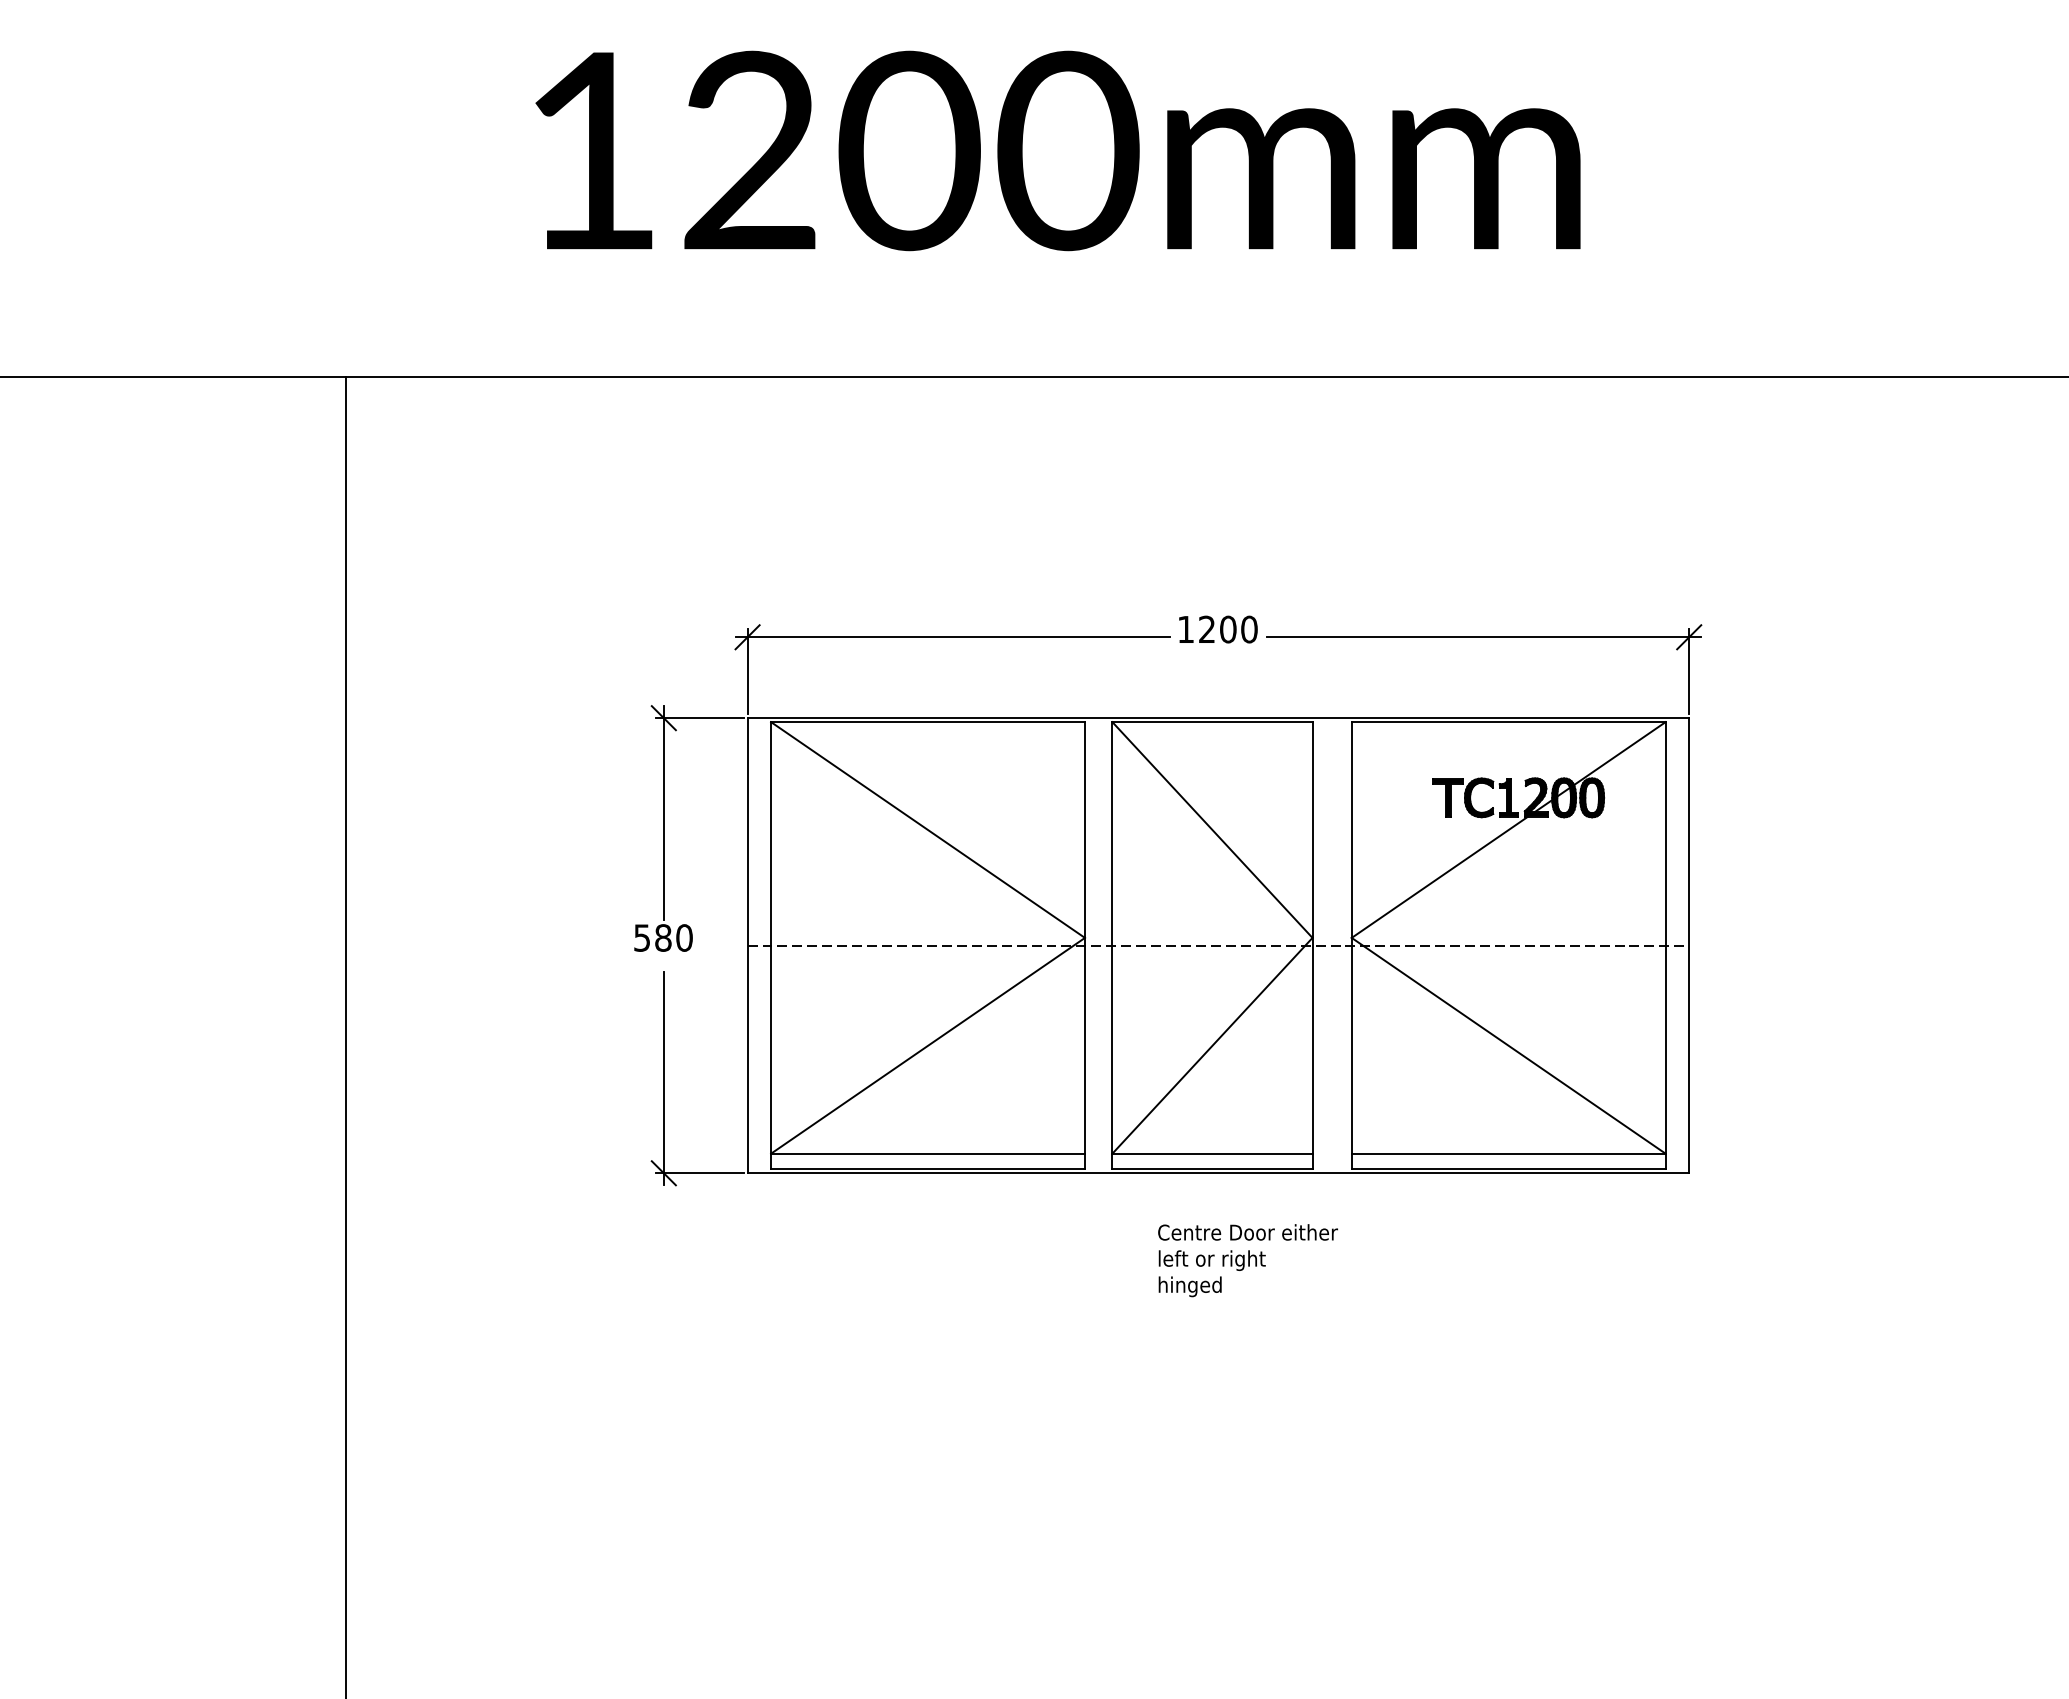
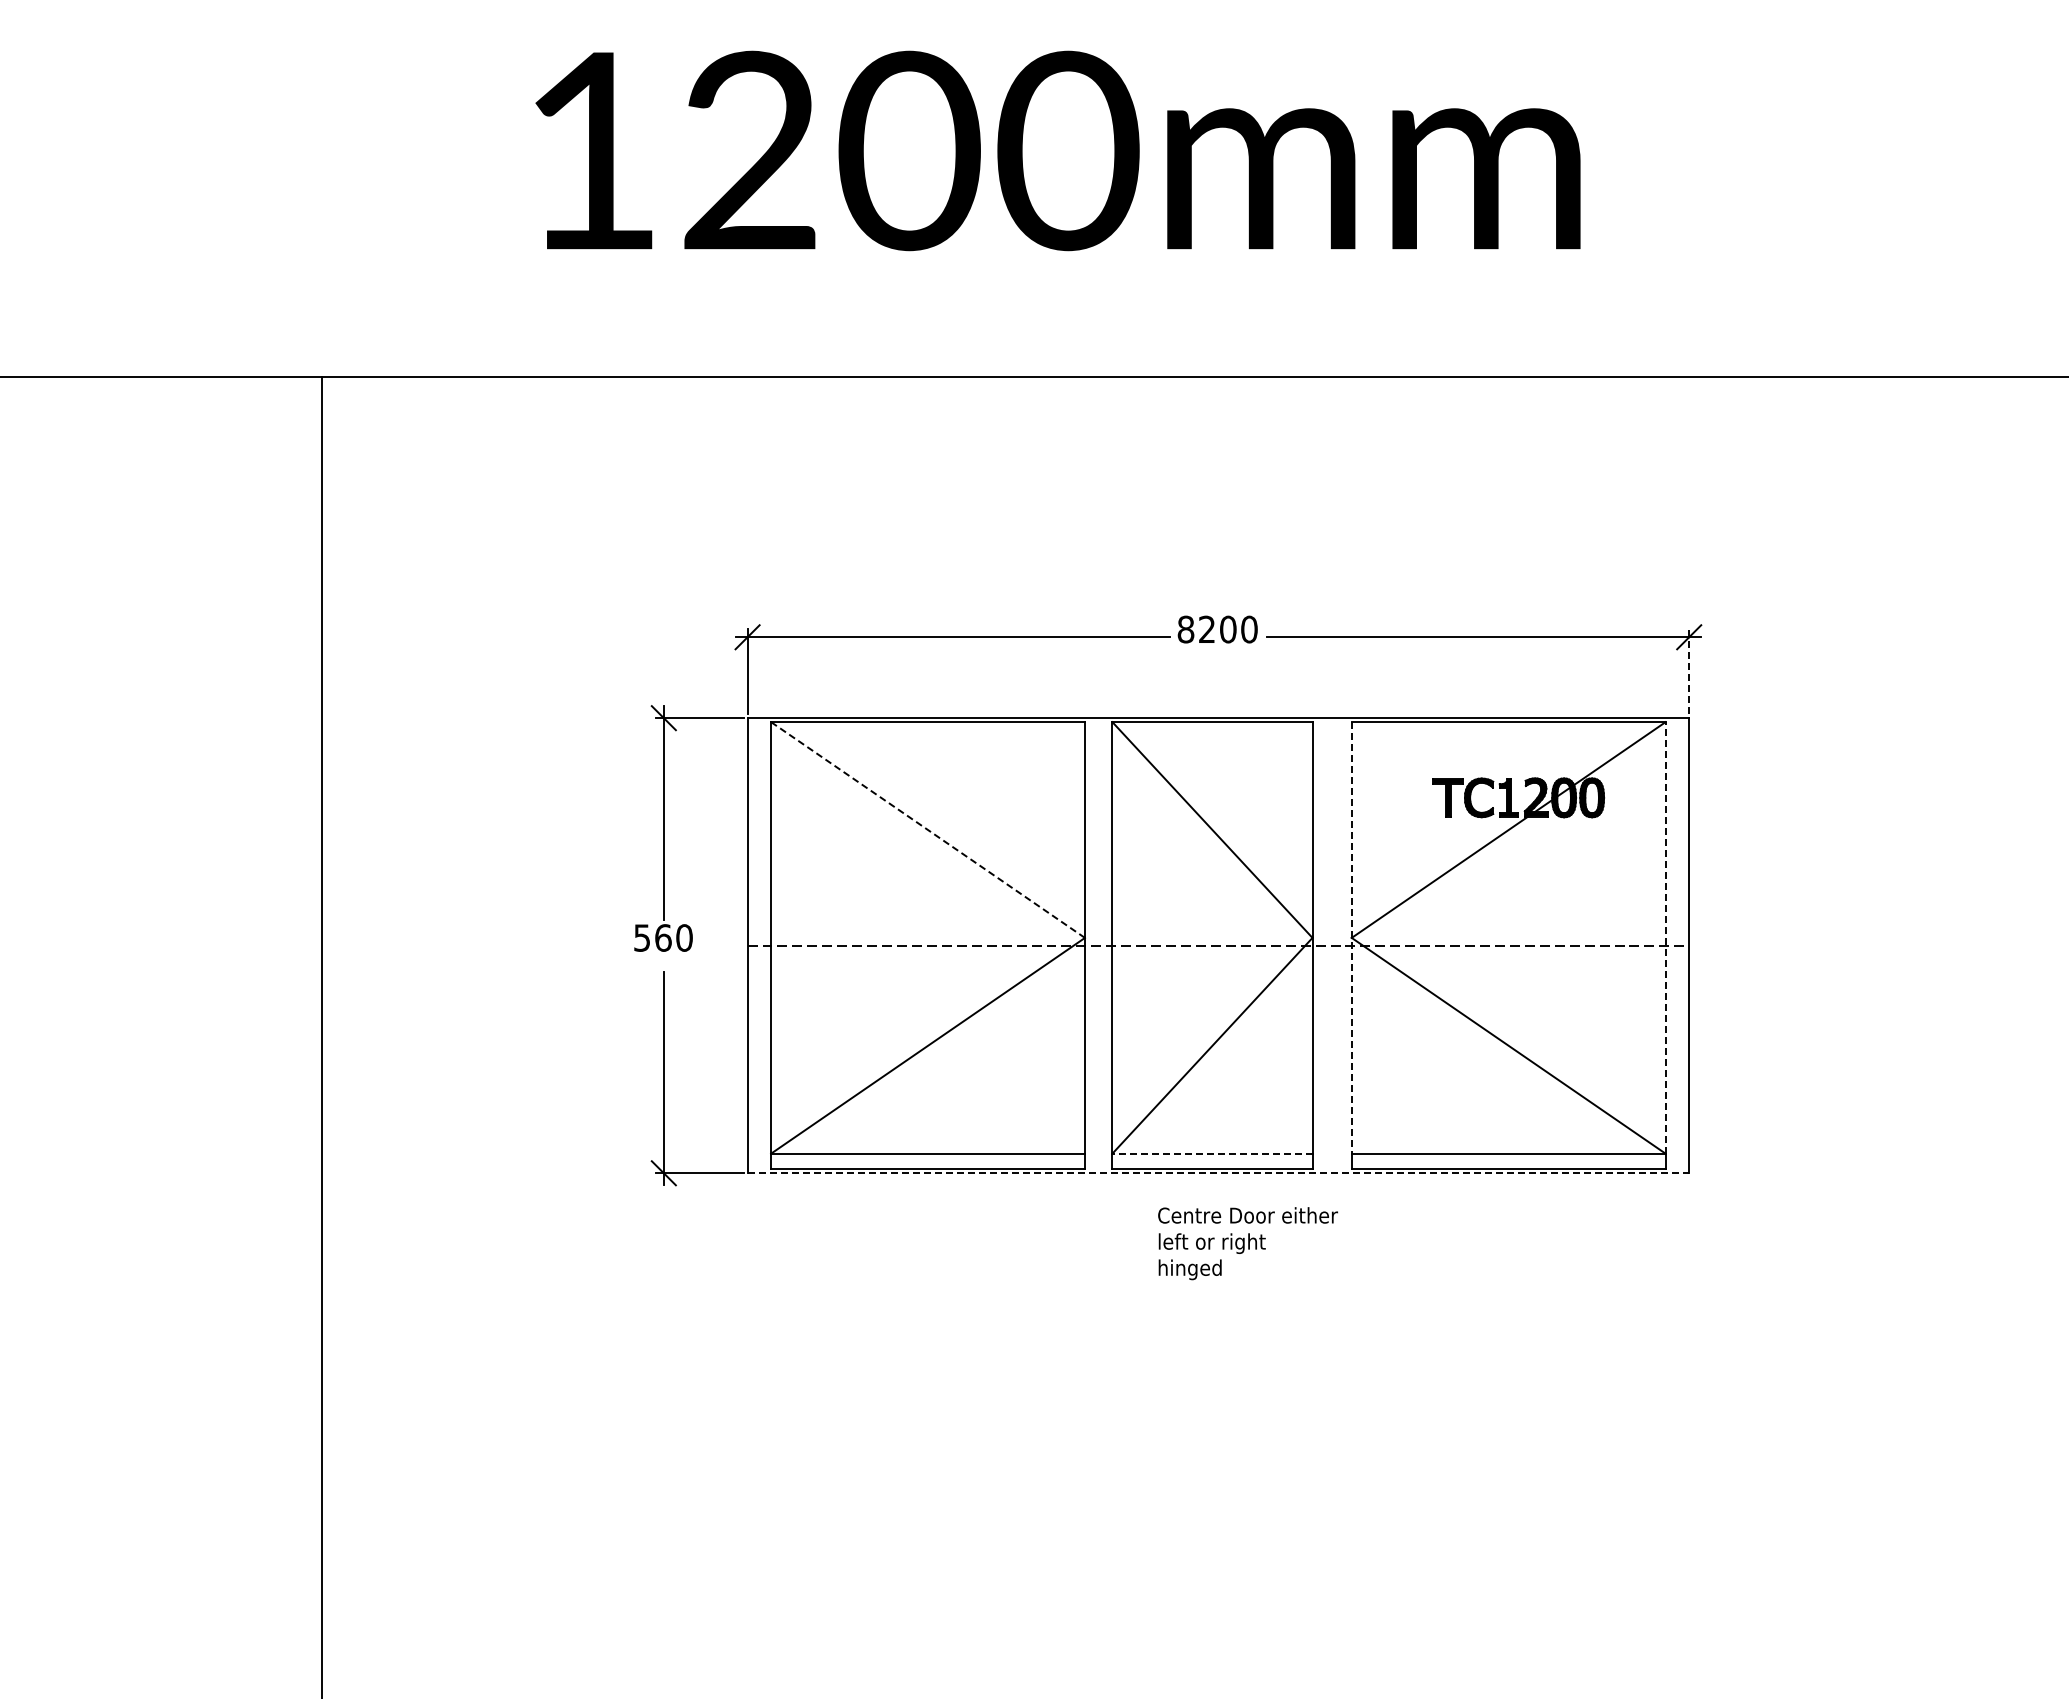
text: 1200 -> 8200 (1185, 629)
line: solid -> dashed (1689, 671)
line: solid -> dashed (928, 830)
text: 580 -> 560 (663, 937)
line: solid -> dashed (1351, 937)
line: solid -> dashed (1665, 937)
line position: (345, 1036) -> (321, 1036) (321, 1036)
line: solid -> dashed (1211, 1153)
line: solid -> dashed (1218, 1173)
text position: (1247, 1260) -> (1247, 1243) (1247, 1243)
